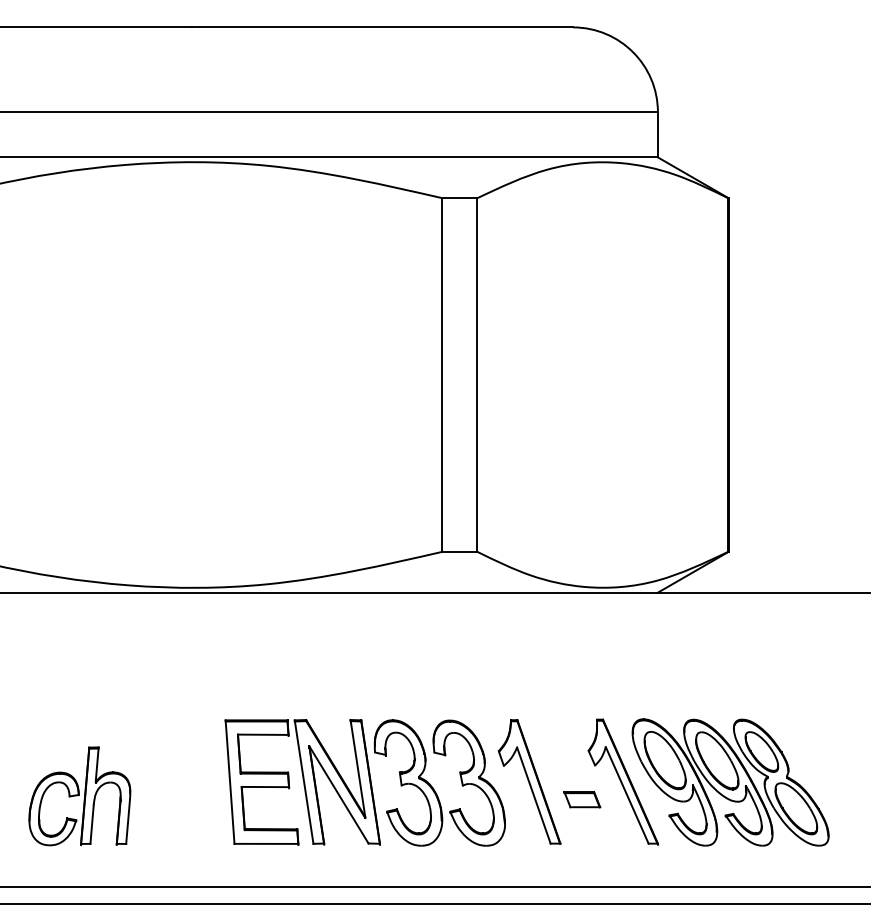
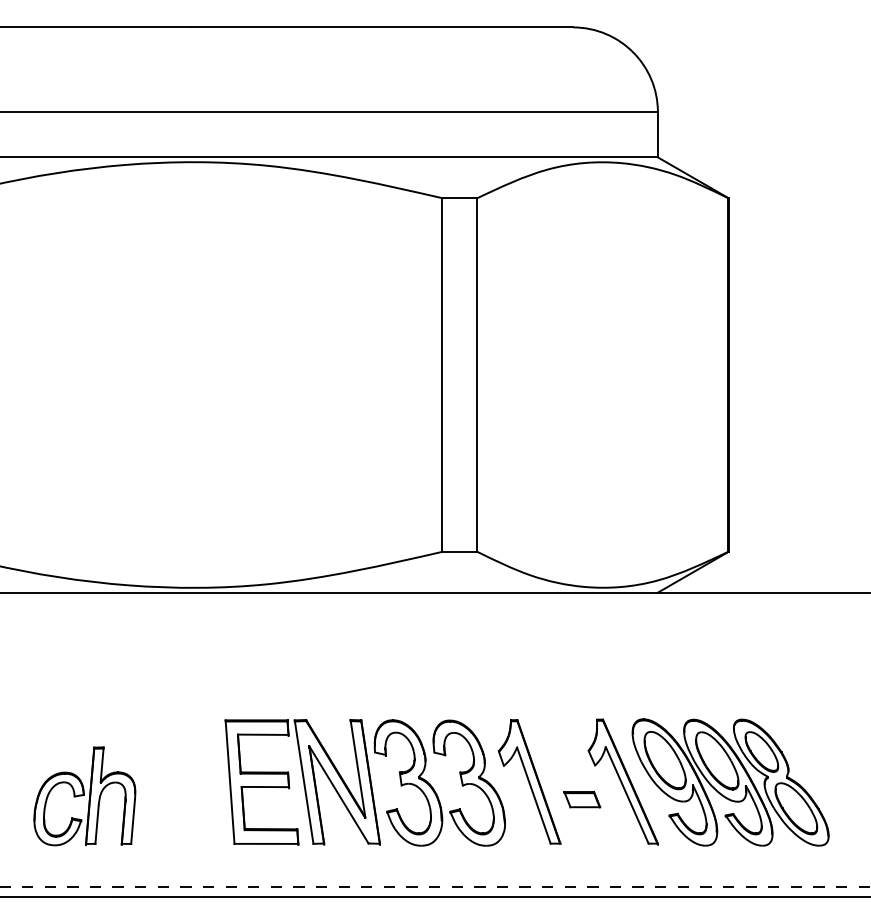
part position: (79, 796) -> (84, 796) (84, 796)
line: solid -> dashed (435, 886)
line position: (434, 903) -> (434, 896) (434, 896)
